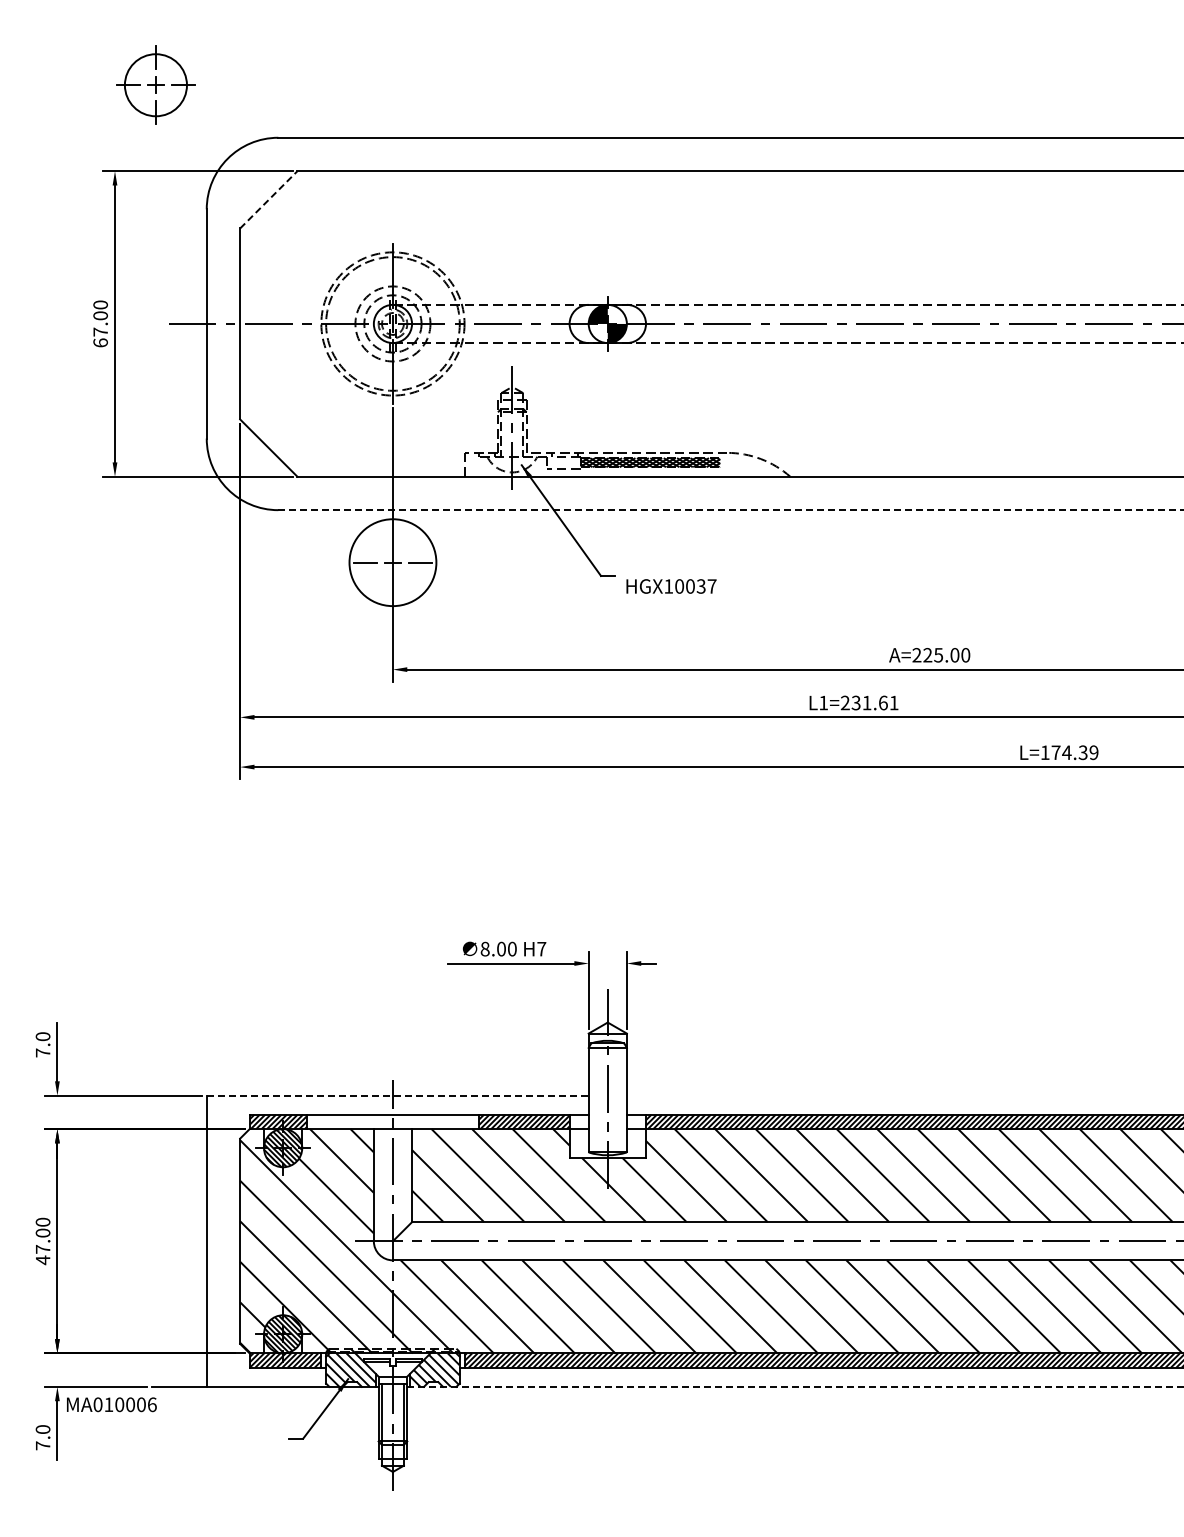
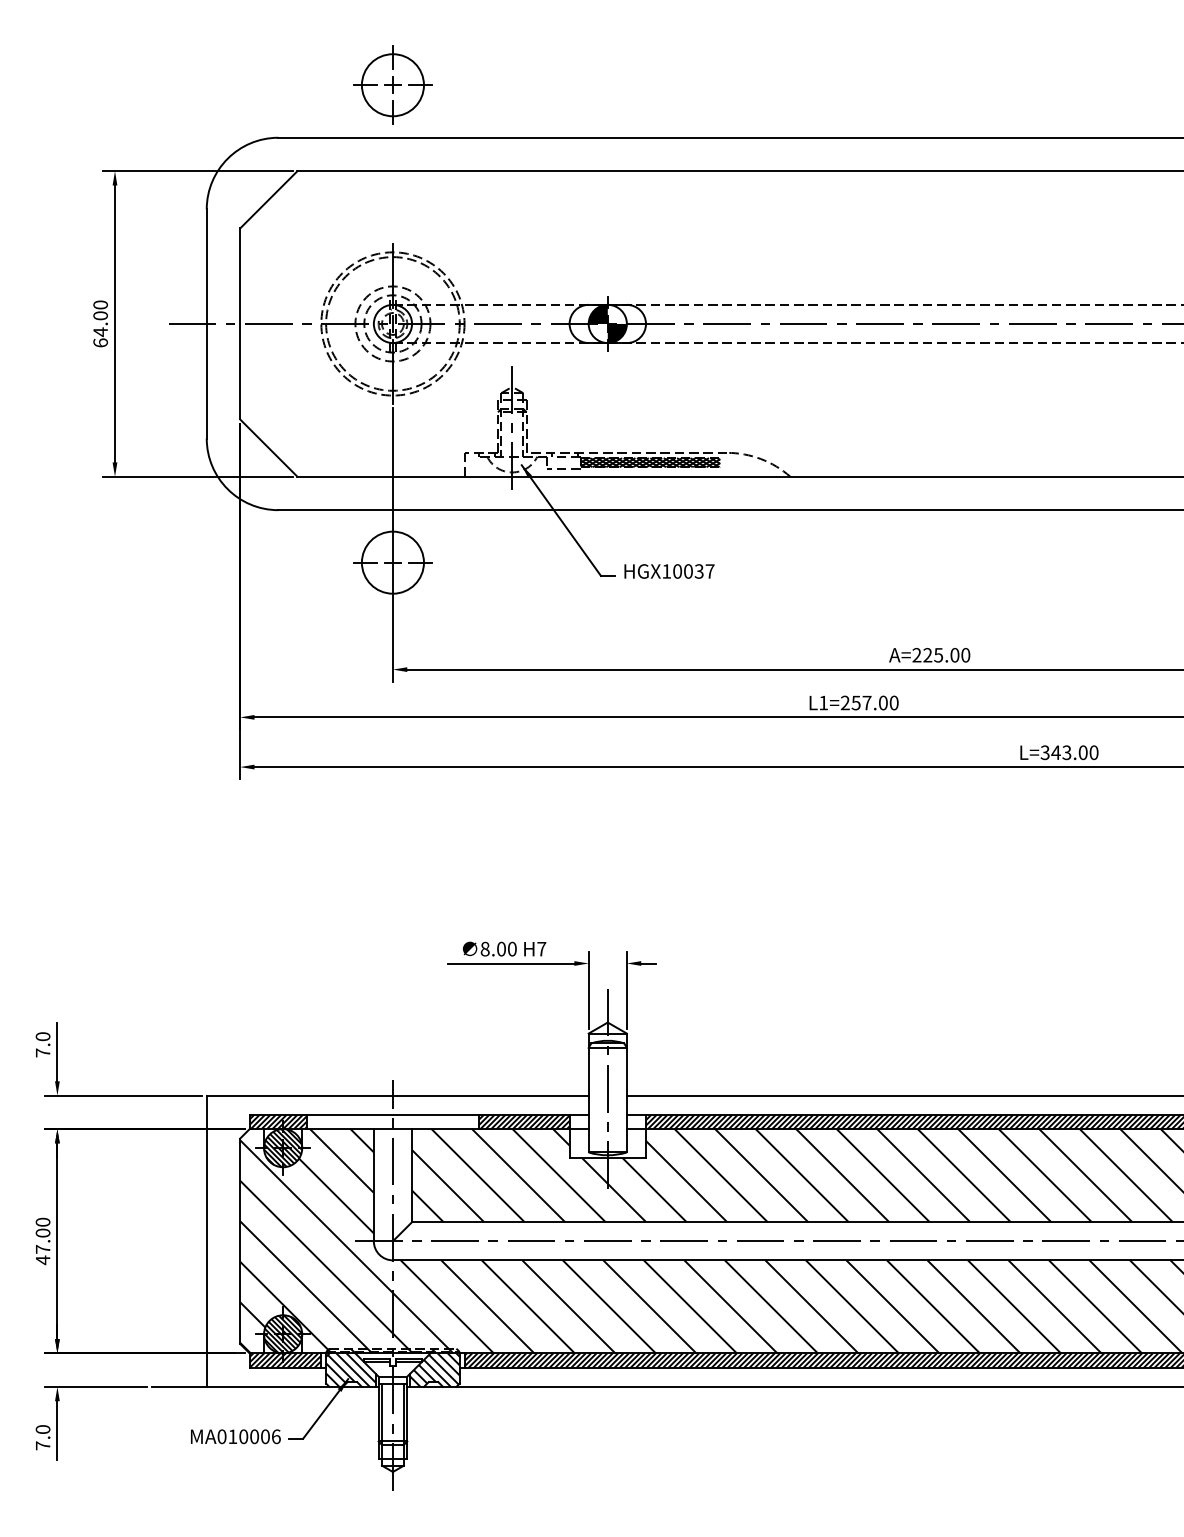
part position: (155, 84) -> (392, 84) (392, 84)
line: dashed -> solid (268, 199)
text: 67.00 -> 64.00 (100, 332)
line: dashed -> solid (731, 510)
circle diameter: 87 px -> 62 px (392, 562)
text position: (671, 586) -> (669, 571) (669, 571)
text: L1=231.61 -> L1=257.00 (875, 702)
text: L=174.39 -> L=343.00 (1069, 752)
line: dashed -> solid (397, 1095)
line: none -> present (903, 1095)
line: dashed -> solid (795, 1386)
text position: (111, 1404) -> (235, 1436) (235, 1436)
